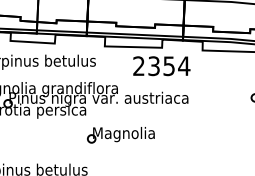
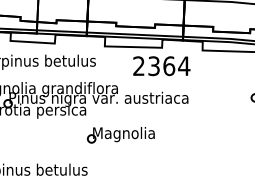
text: 2354 -> 2364 (169, 66)
